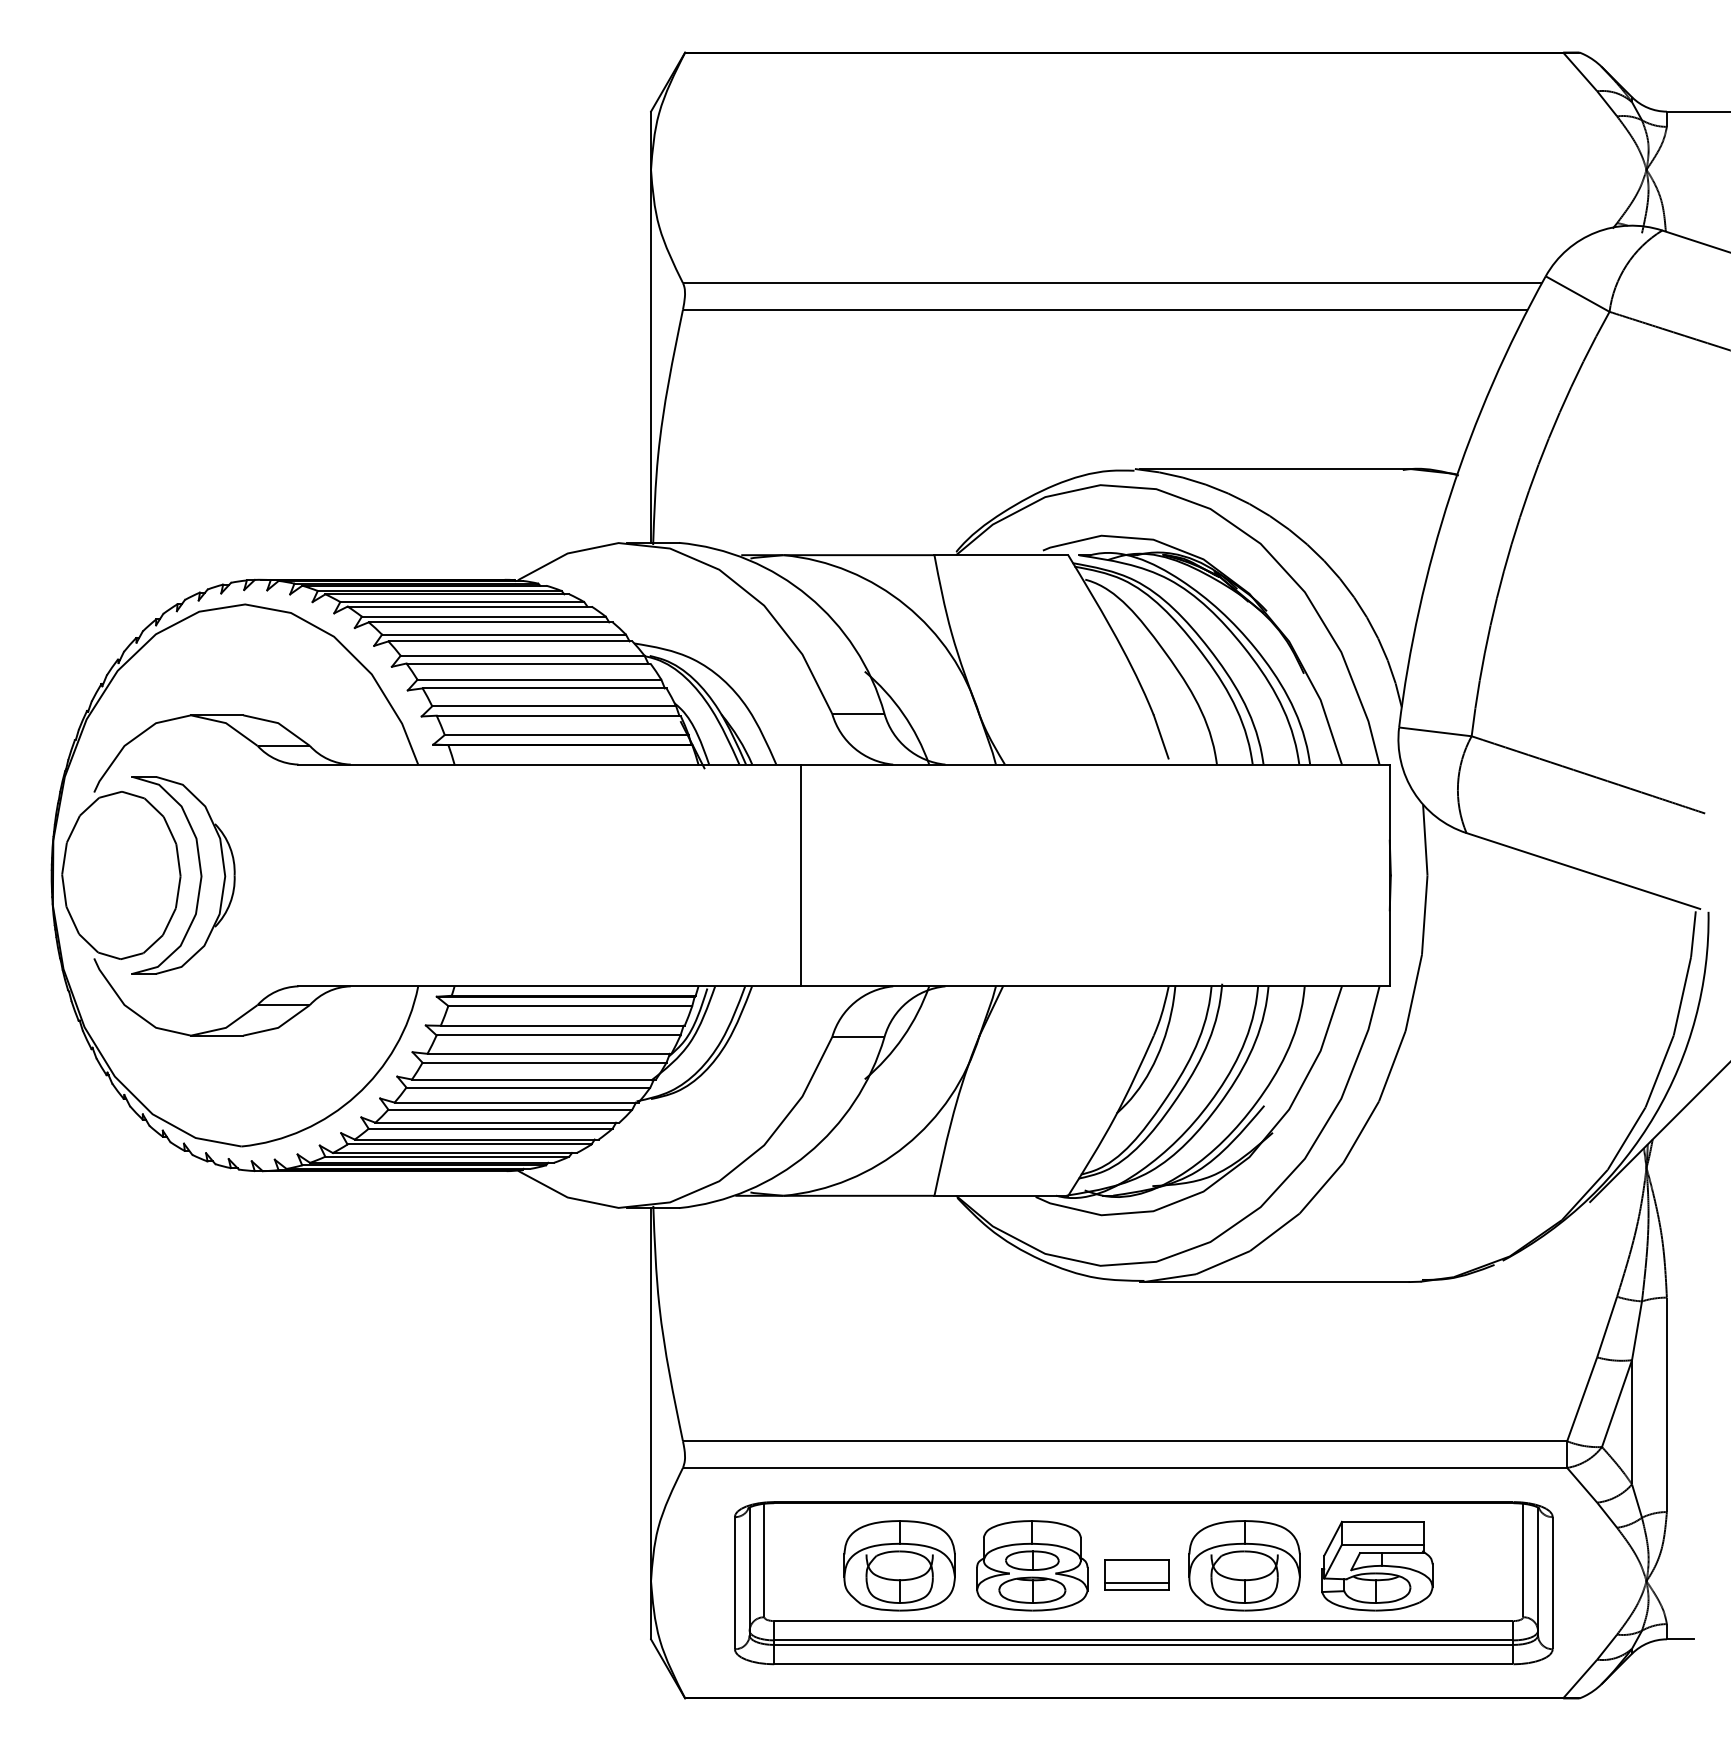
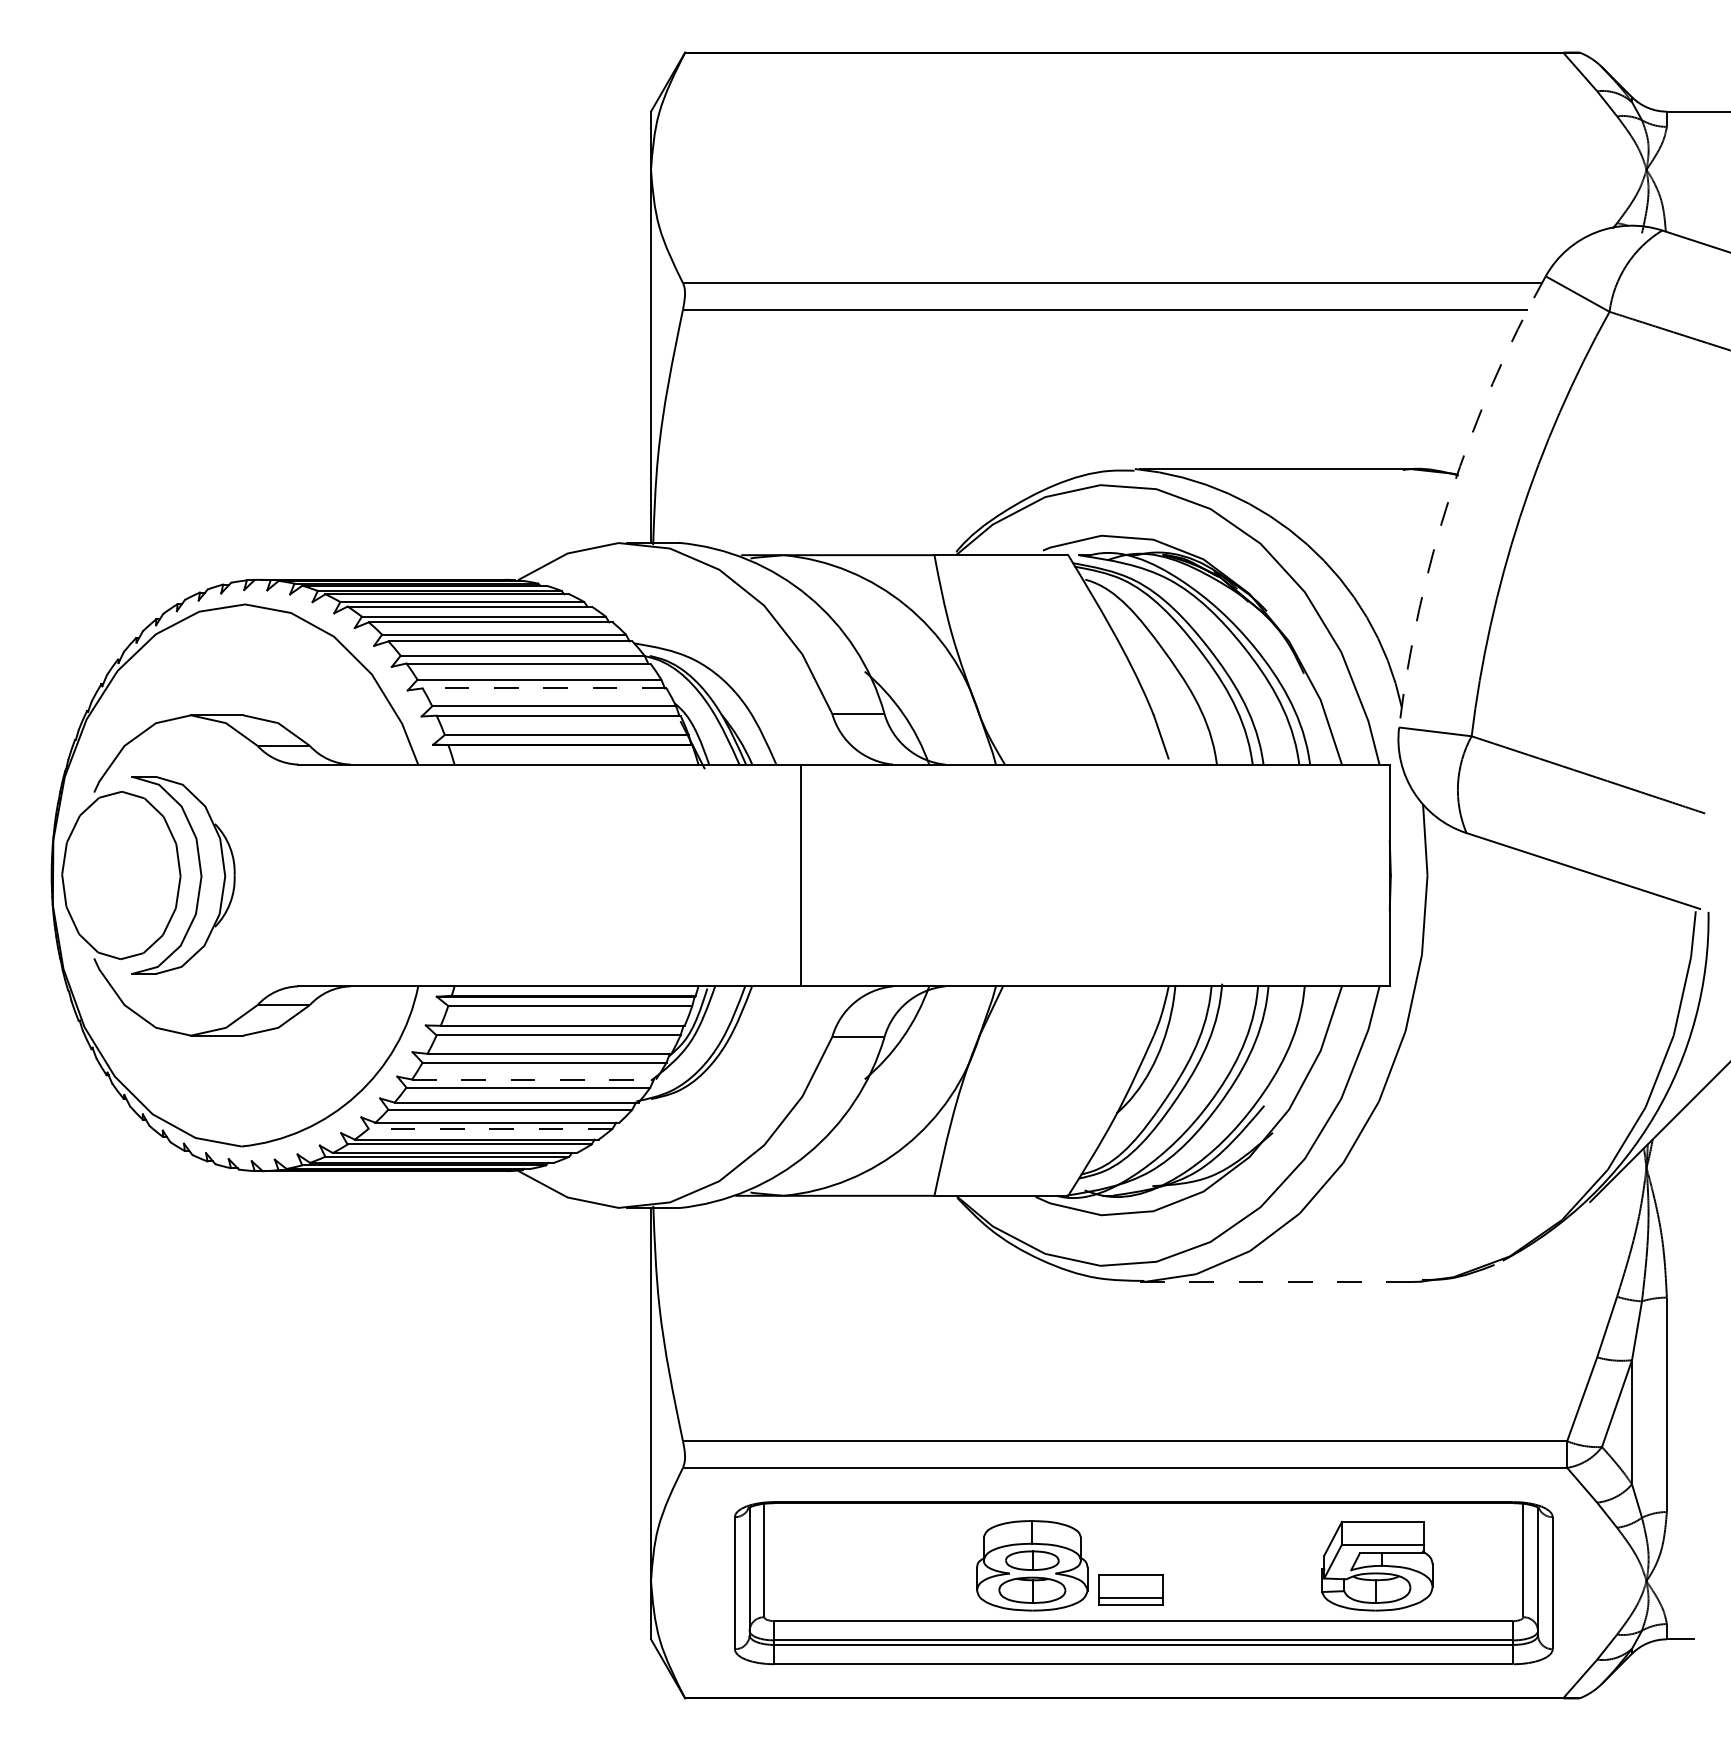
arc: solid -> dashed (1450, 494)
line: solid -> dashed (544, 688)
line: solid -> dashed (534, 1079)
line: solid -> dashed (490, 1128)
line: solid -> dashed (1274, 1282)
part: present -> none (899, 1565)
part: present -> none (1244, 1565)
part position: (1136, 1574) -> (1130, 1589) (1130, 1589)
